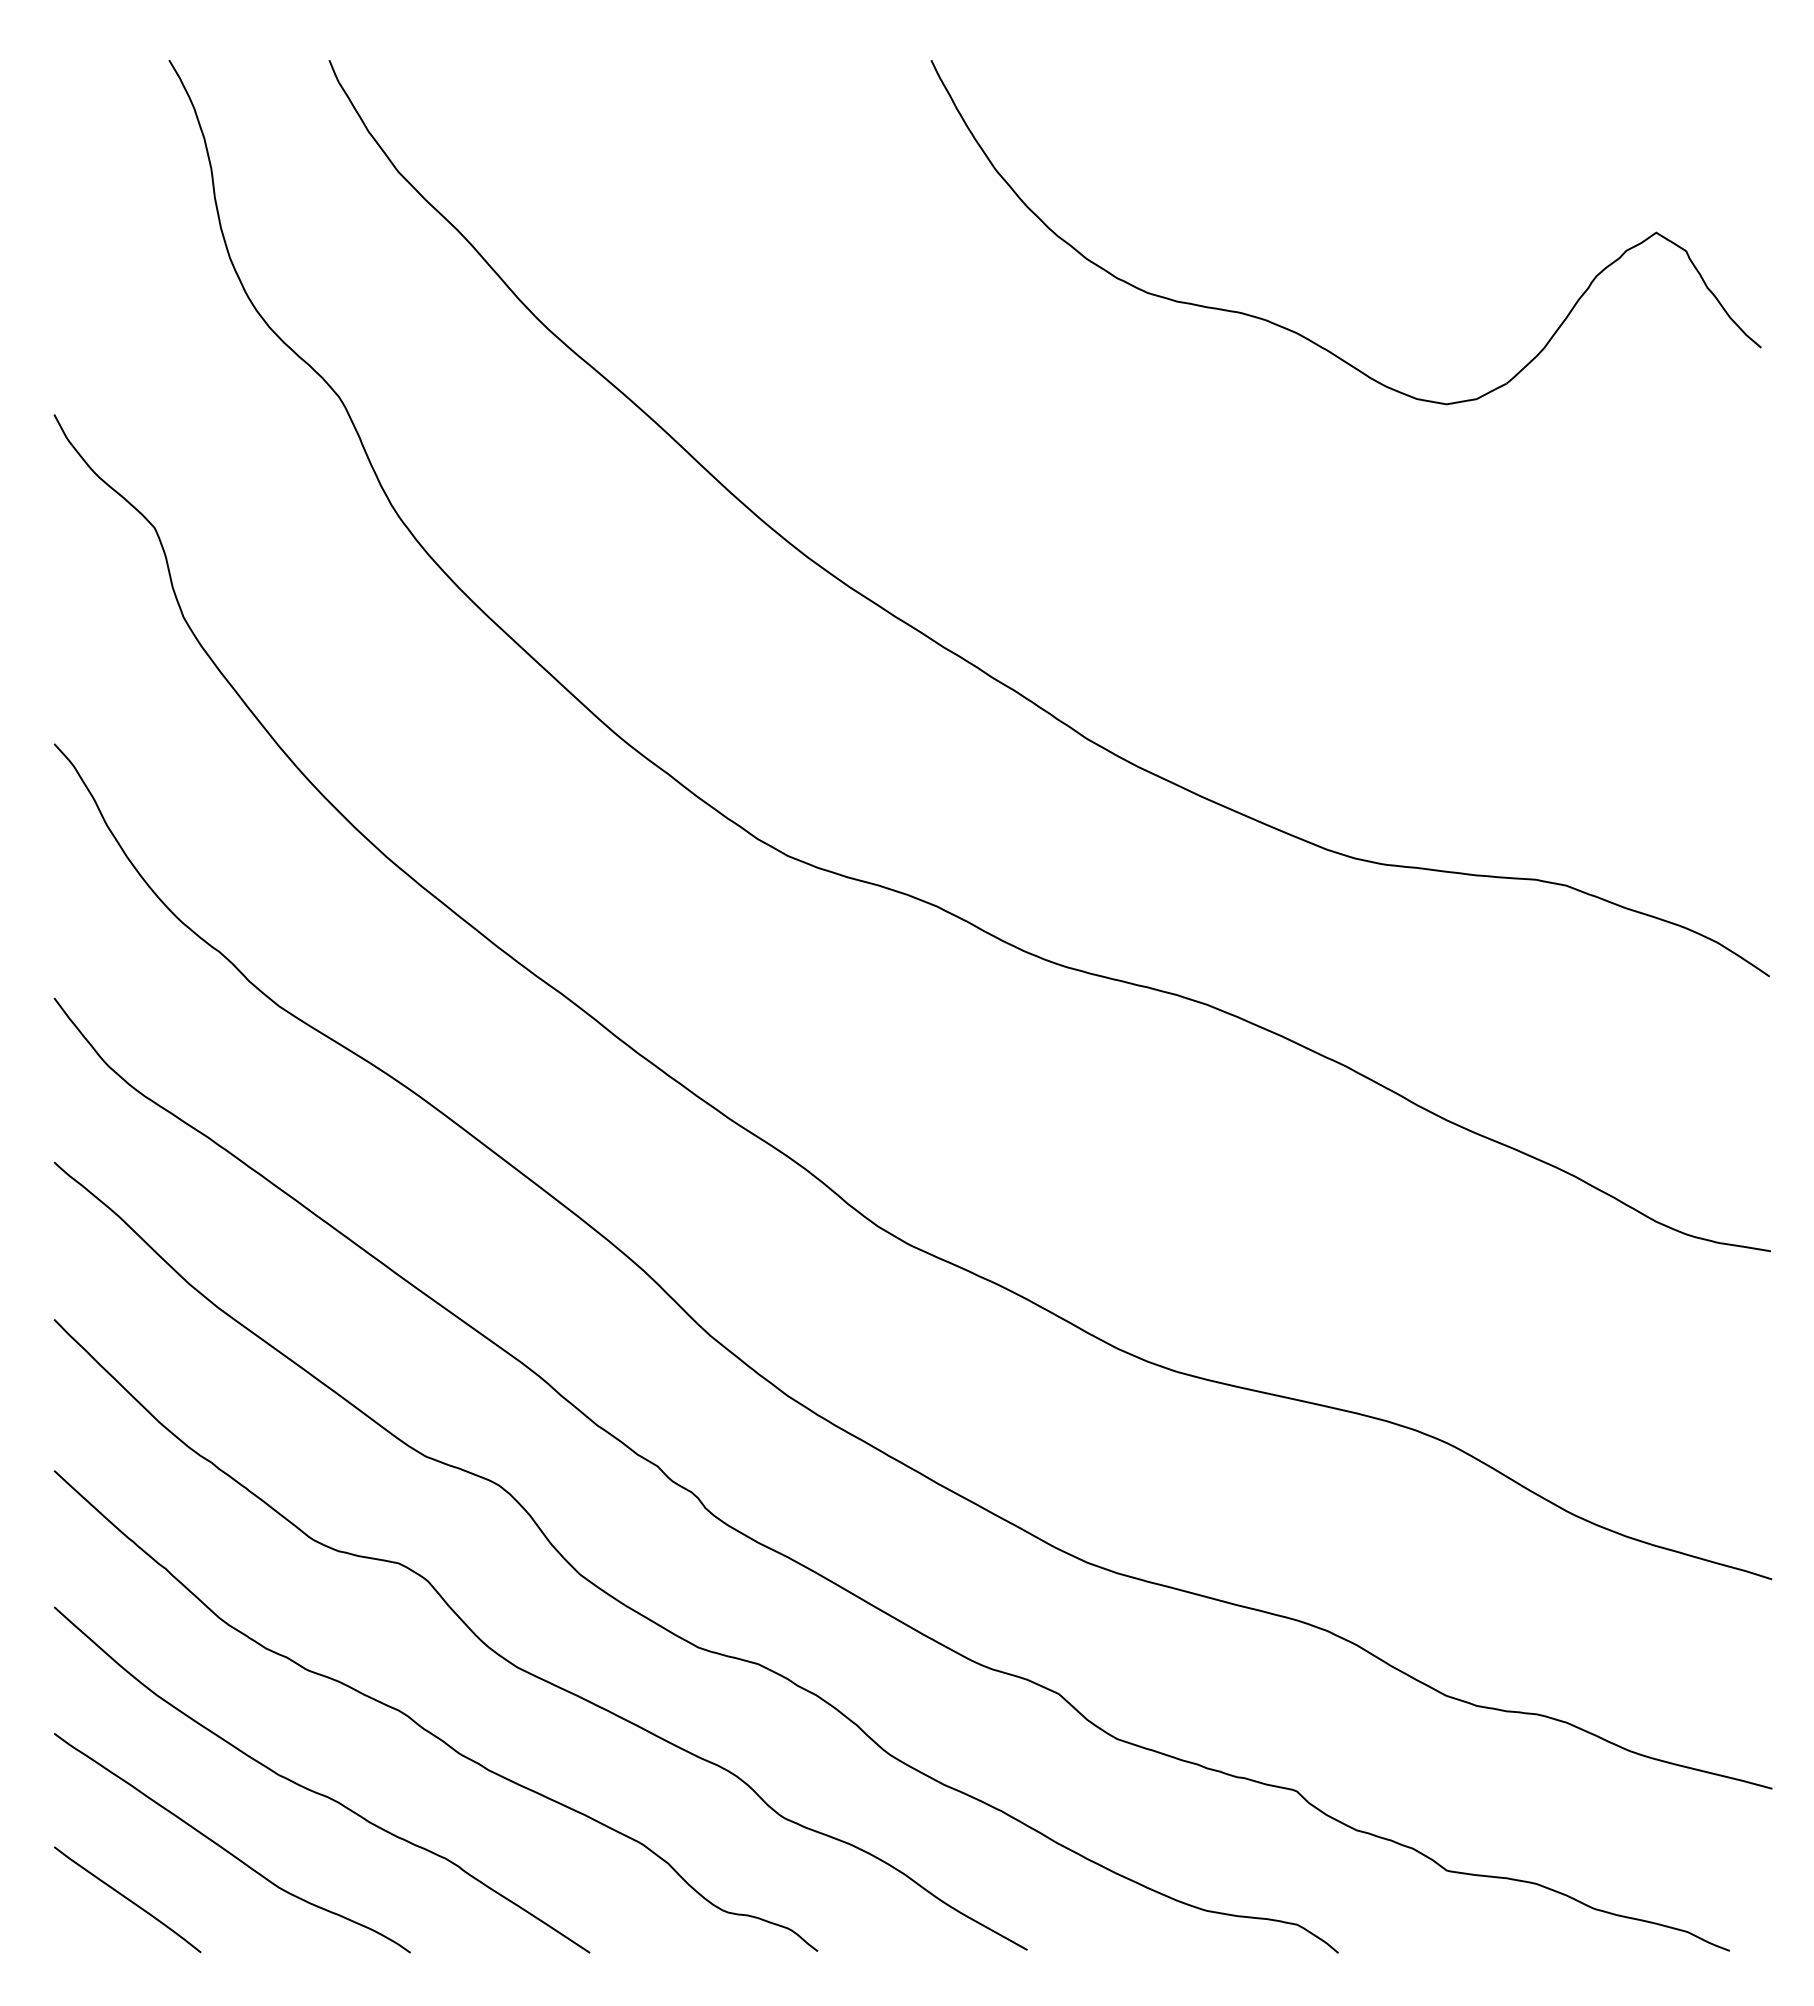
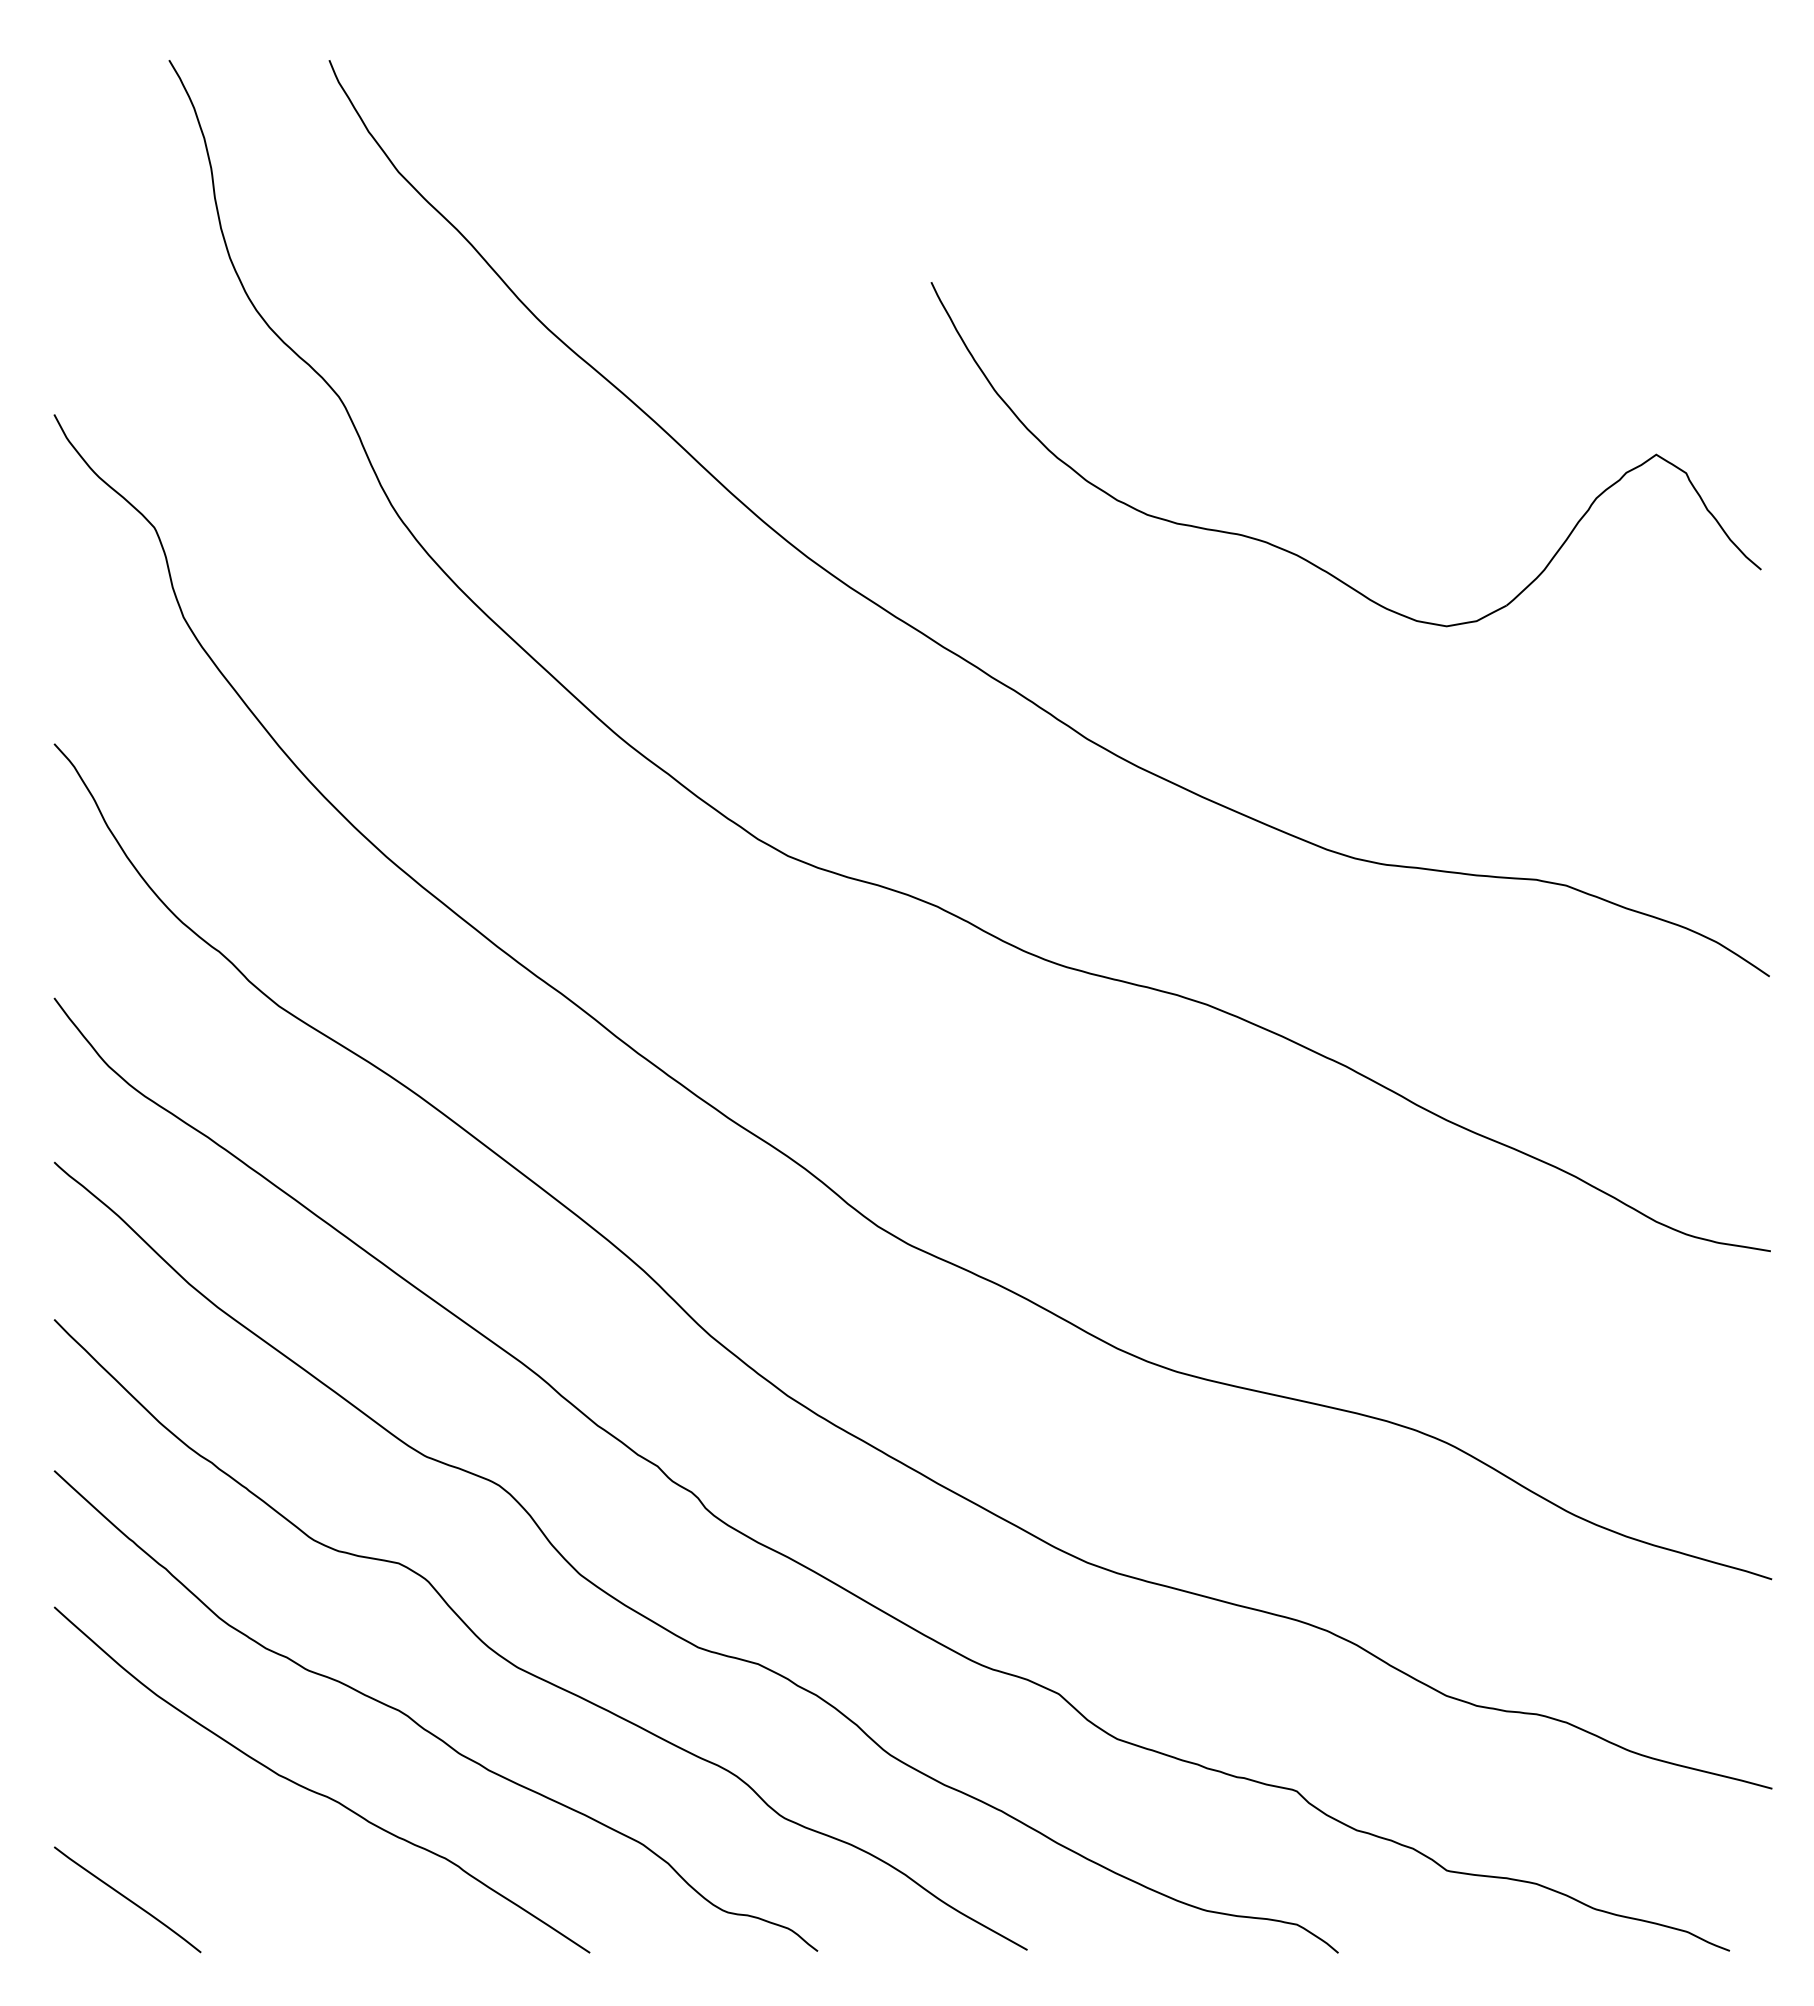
part position: (1295, 331) -> (1295, 553) (1295, 553)
curve: present -> none (226, 1849)
